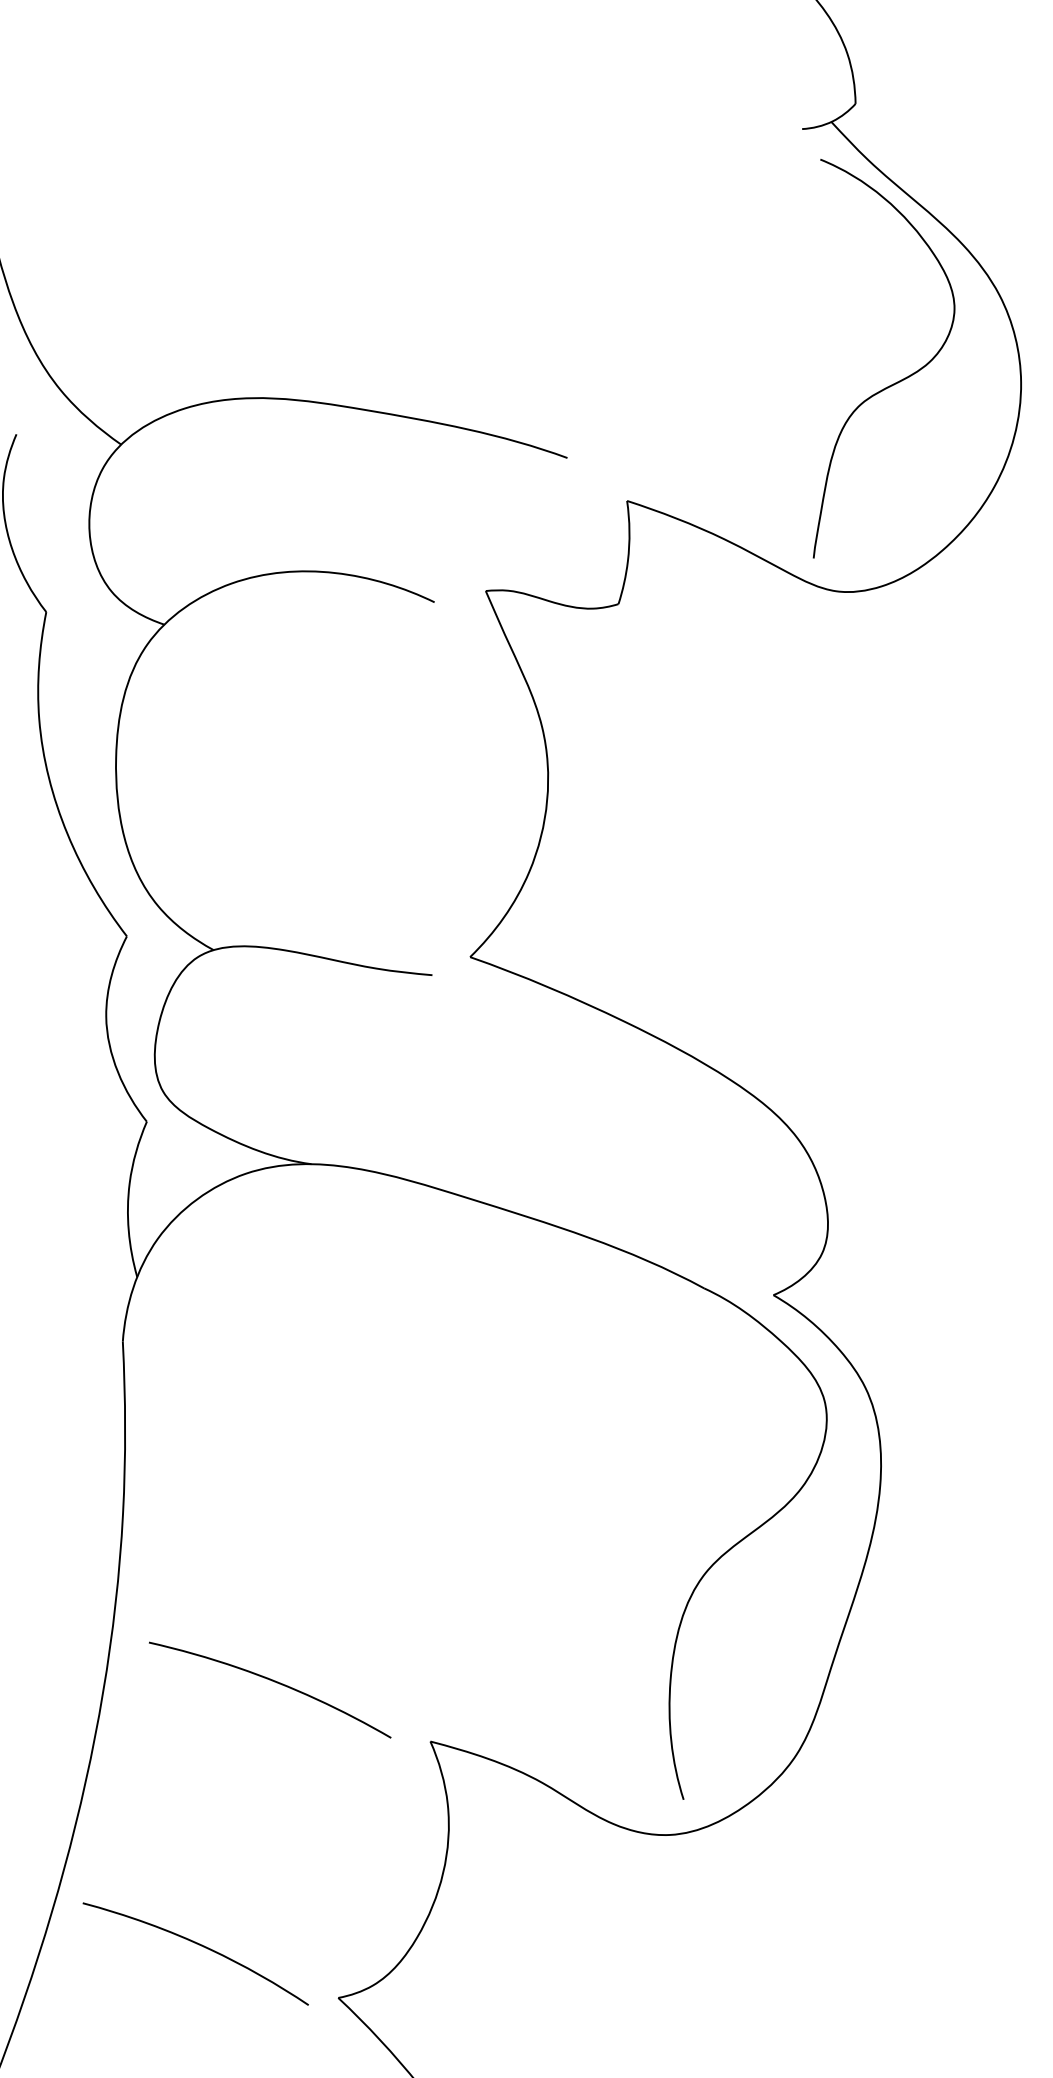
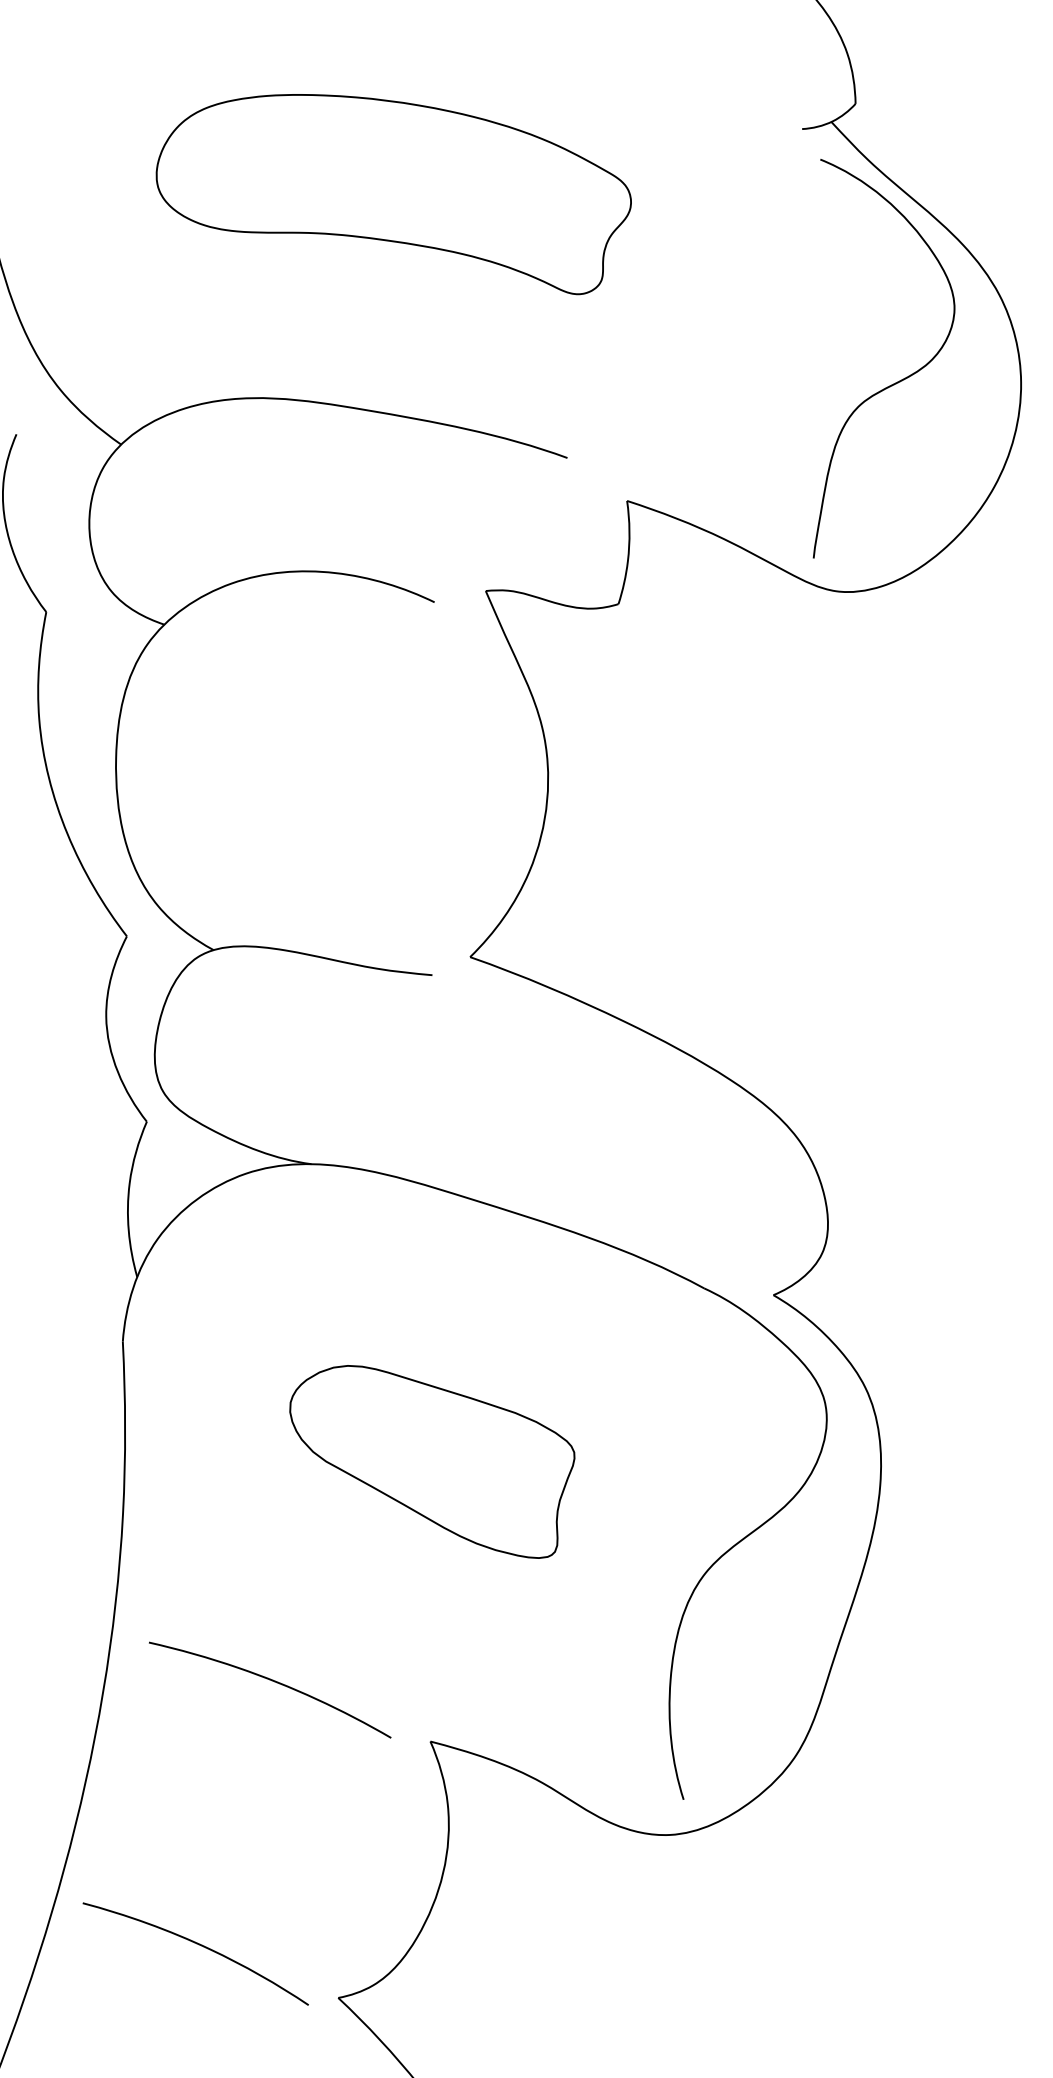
part: none -> present (393, 194)
part: none -> present (432, 1461)
